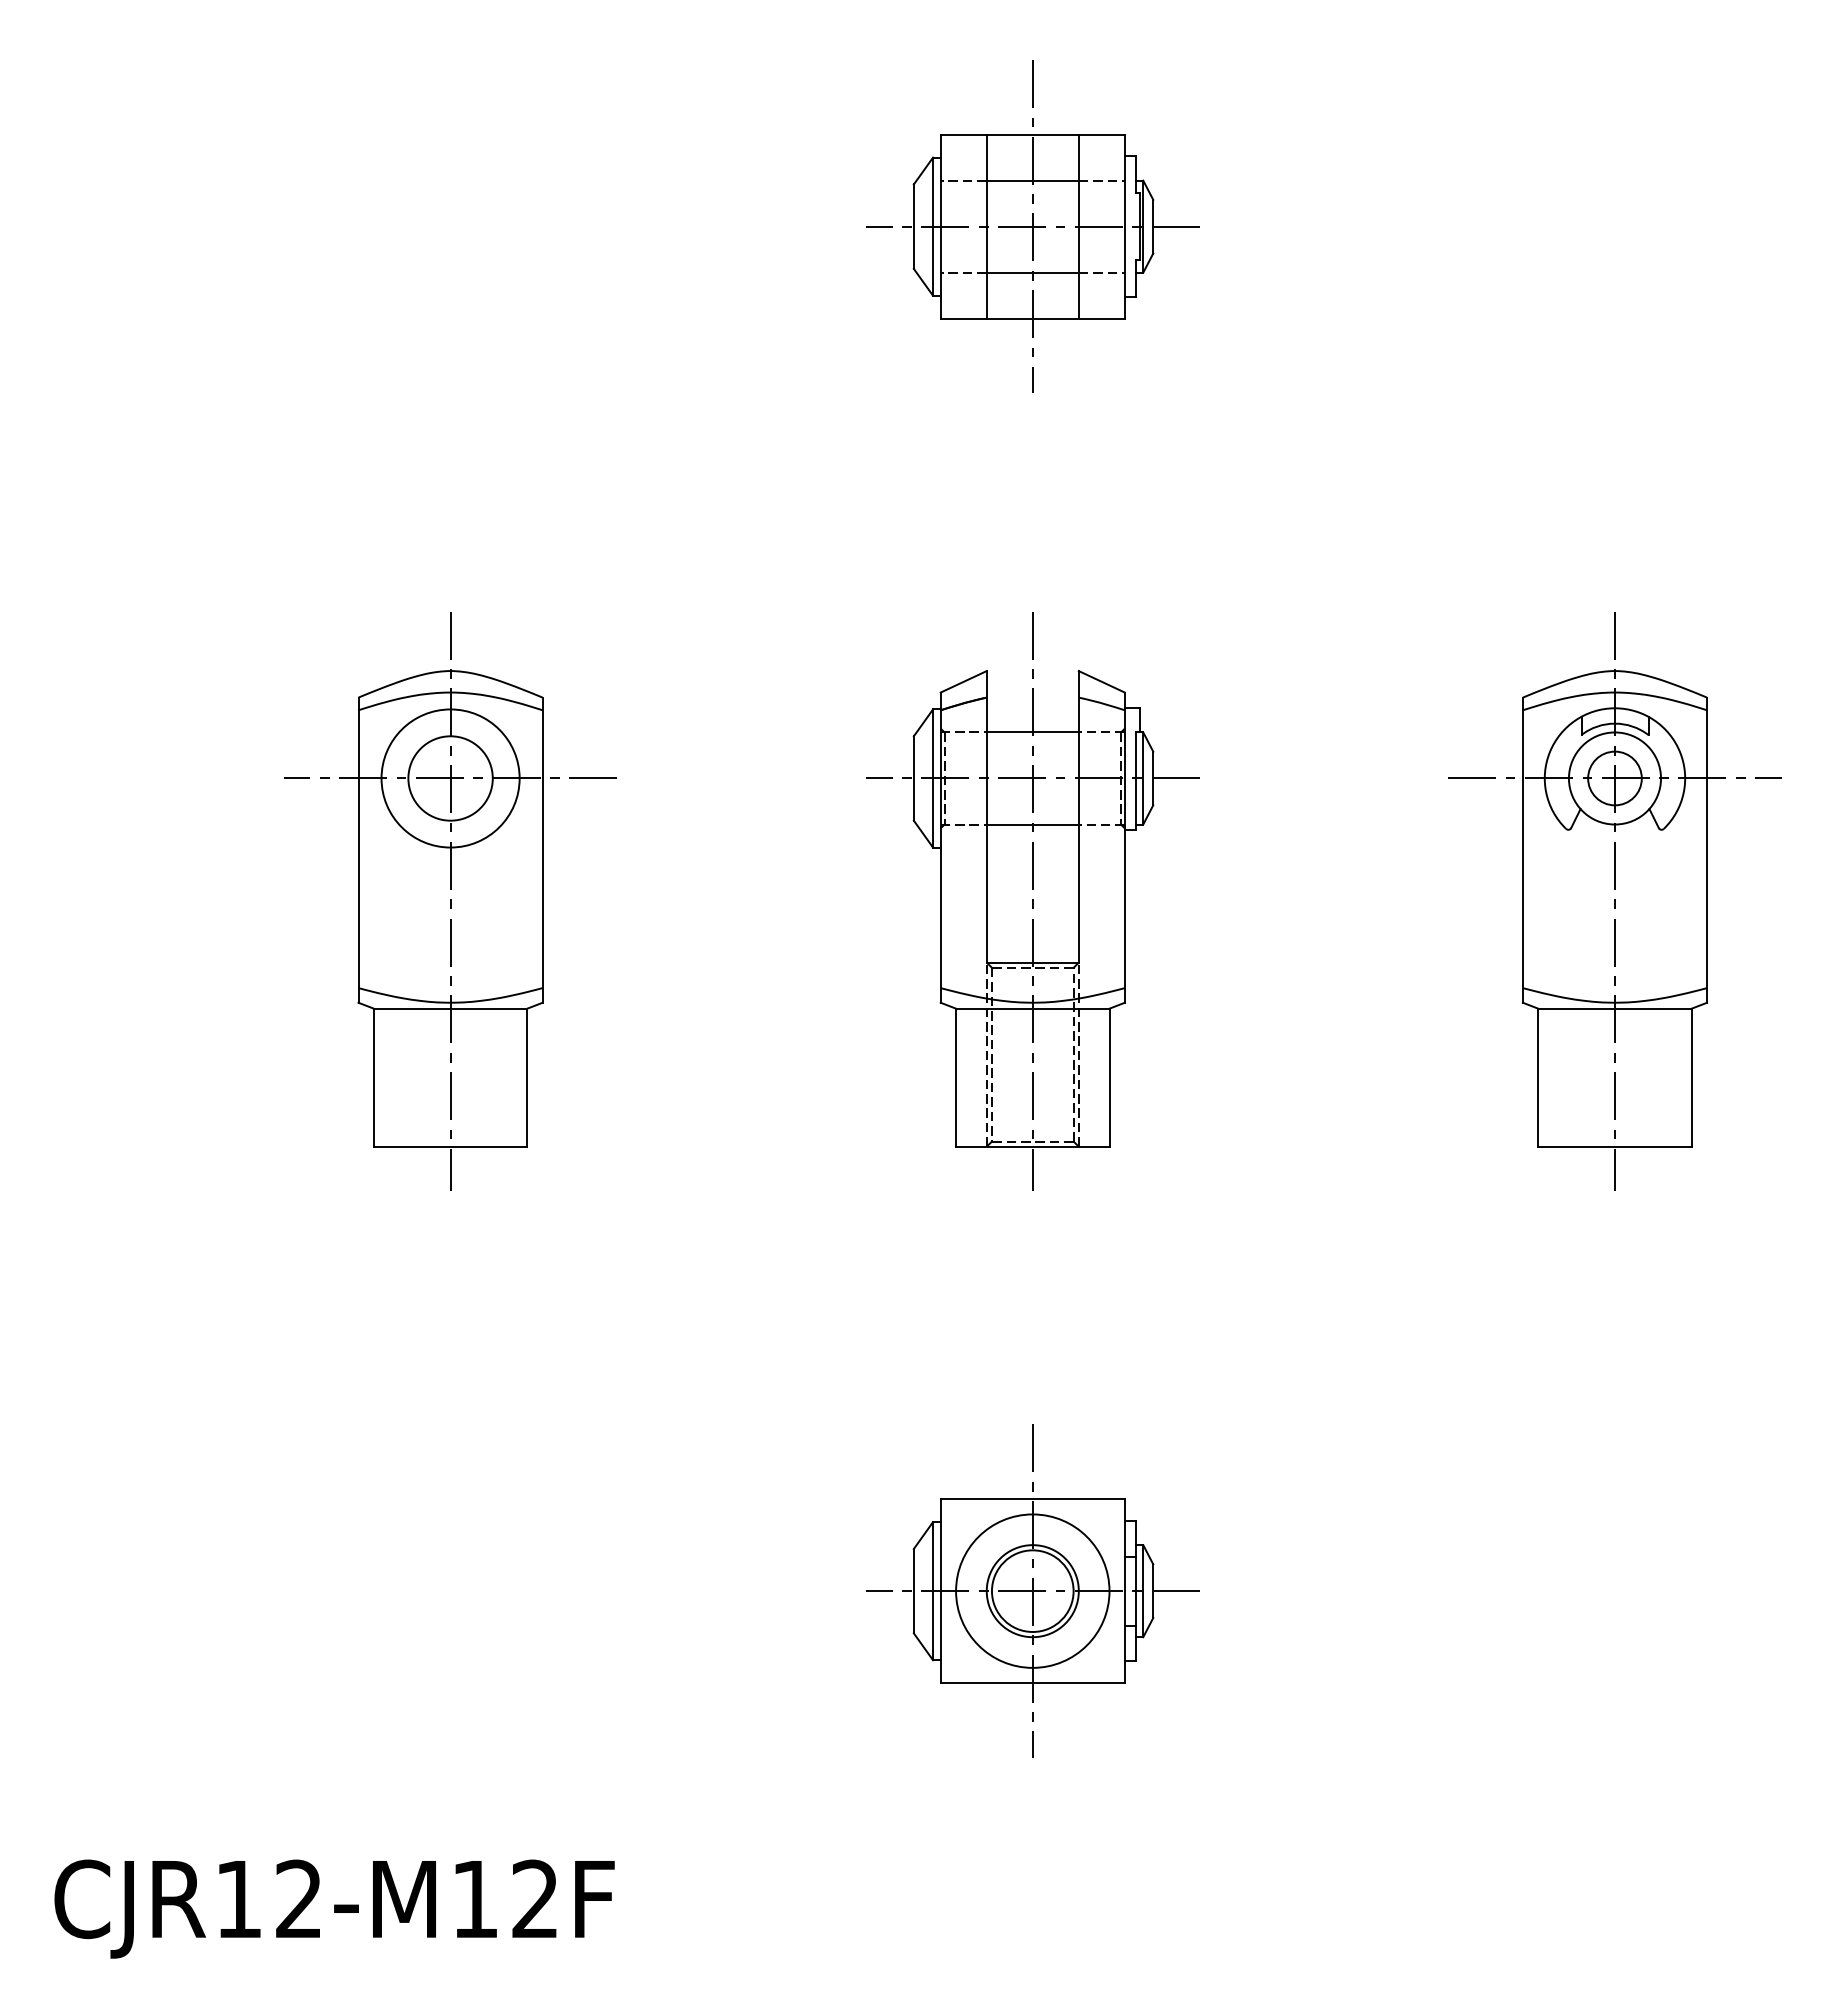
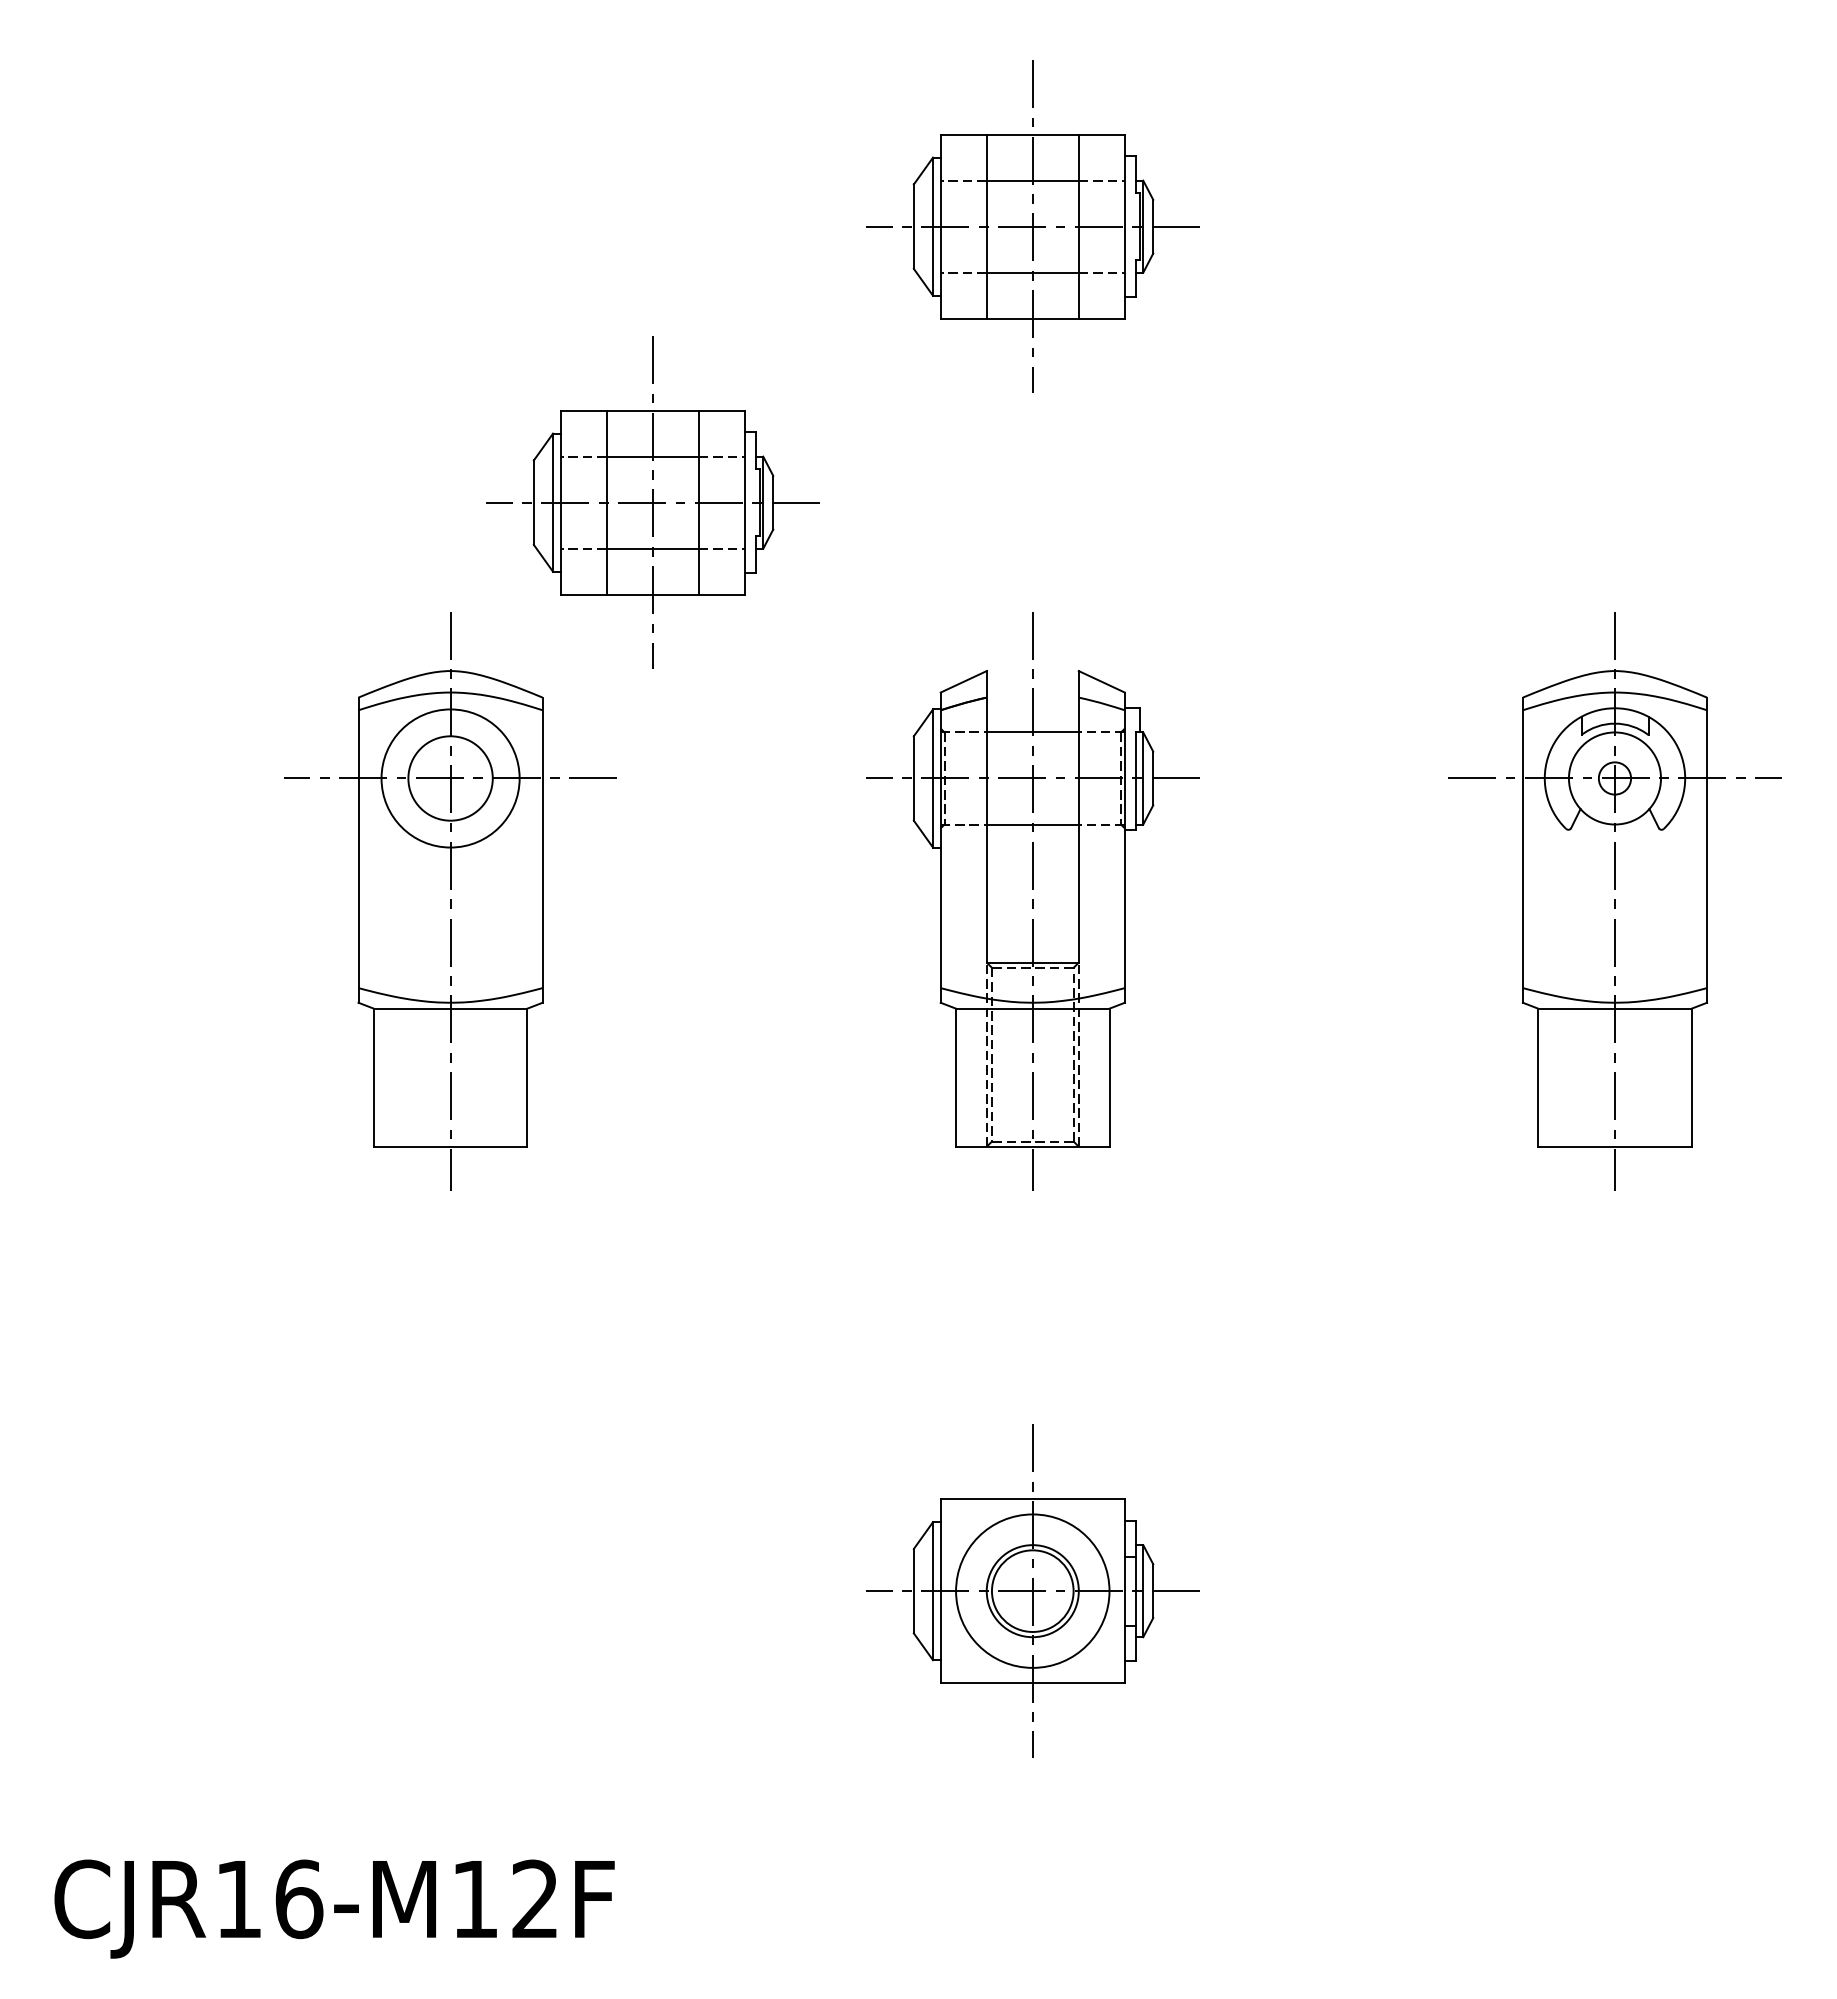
part: none -> present (652, 502)
circle diameter: 54 px -> 32 px (1614, 778)
text: CJR12-M12F -> CJR16-M12F (299, 1899)
